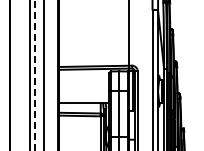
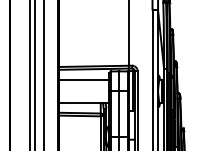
line: dashed -> solid (35, 75)
line: none -> present (84, 79)
